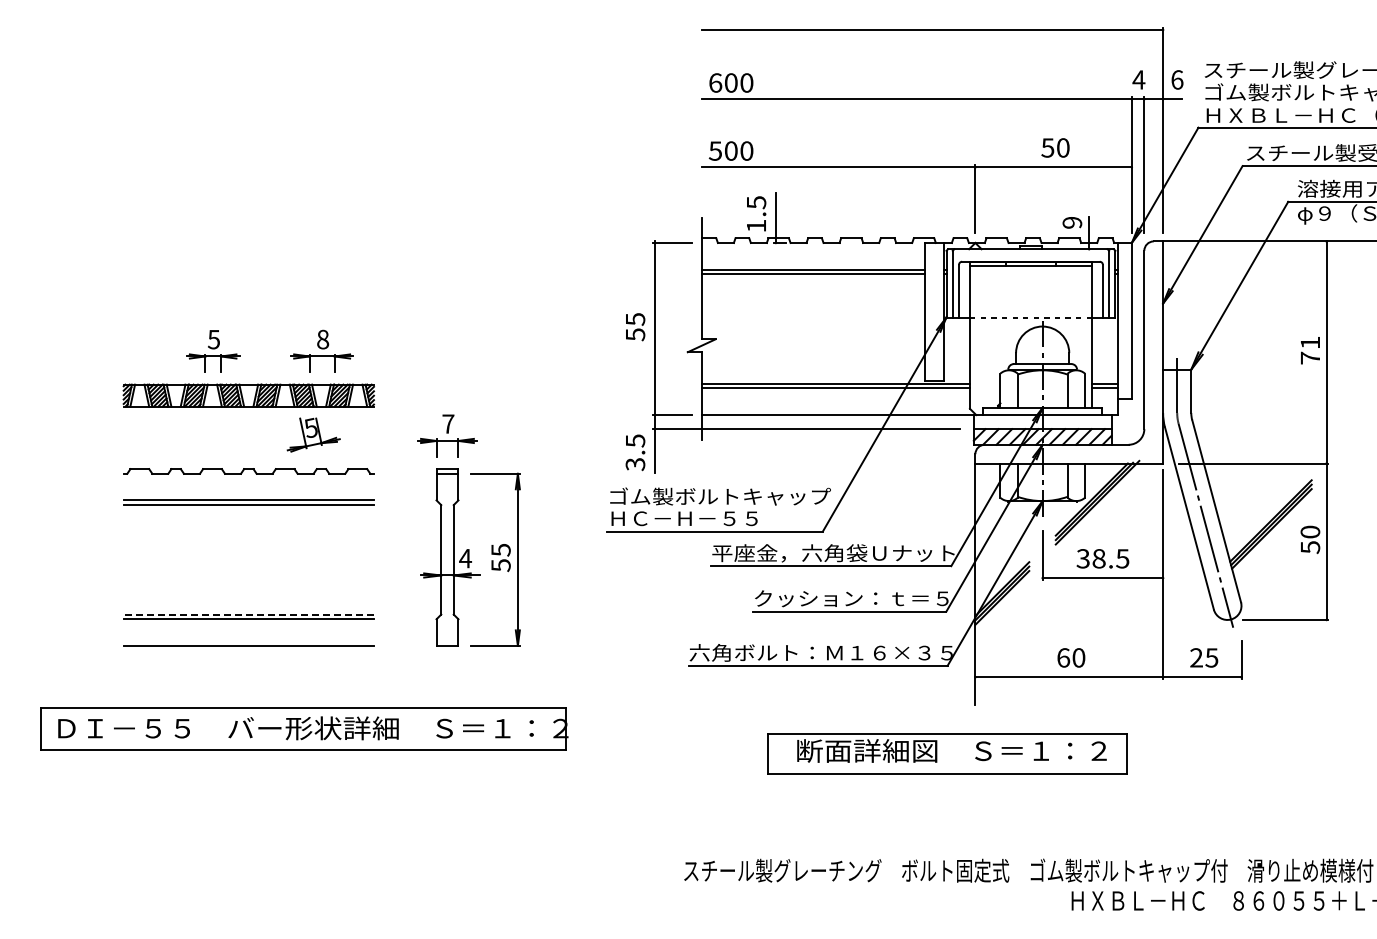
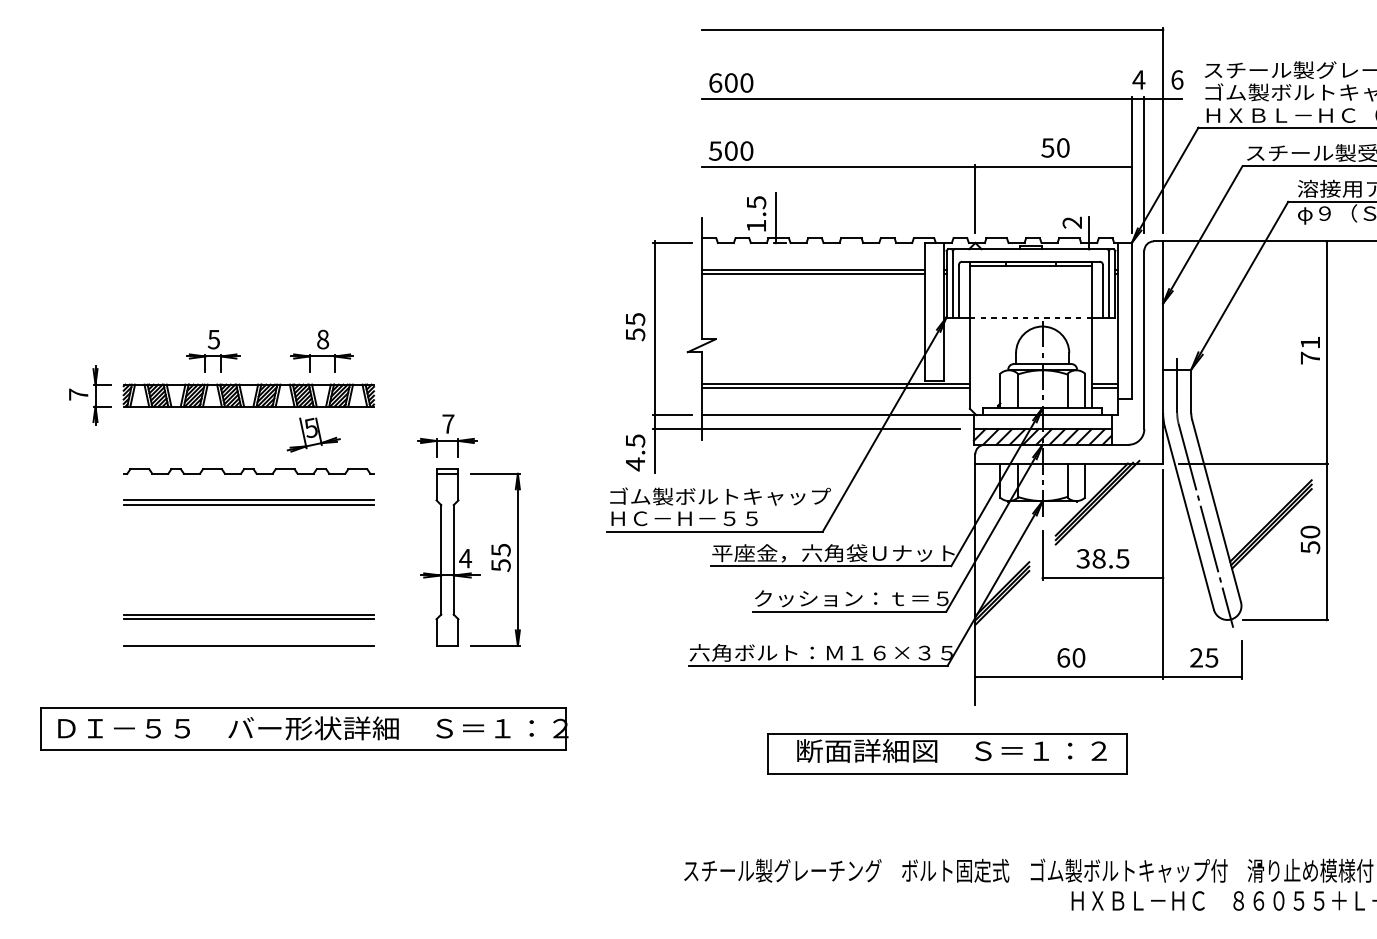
text: 9 -> 2 (1072, 222)
part: none -> present (90, 395)
text: 3.5 -> 4.5 (635, 464)
line: dashed -> solid (248, 614)
